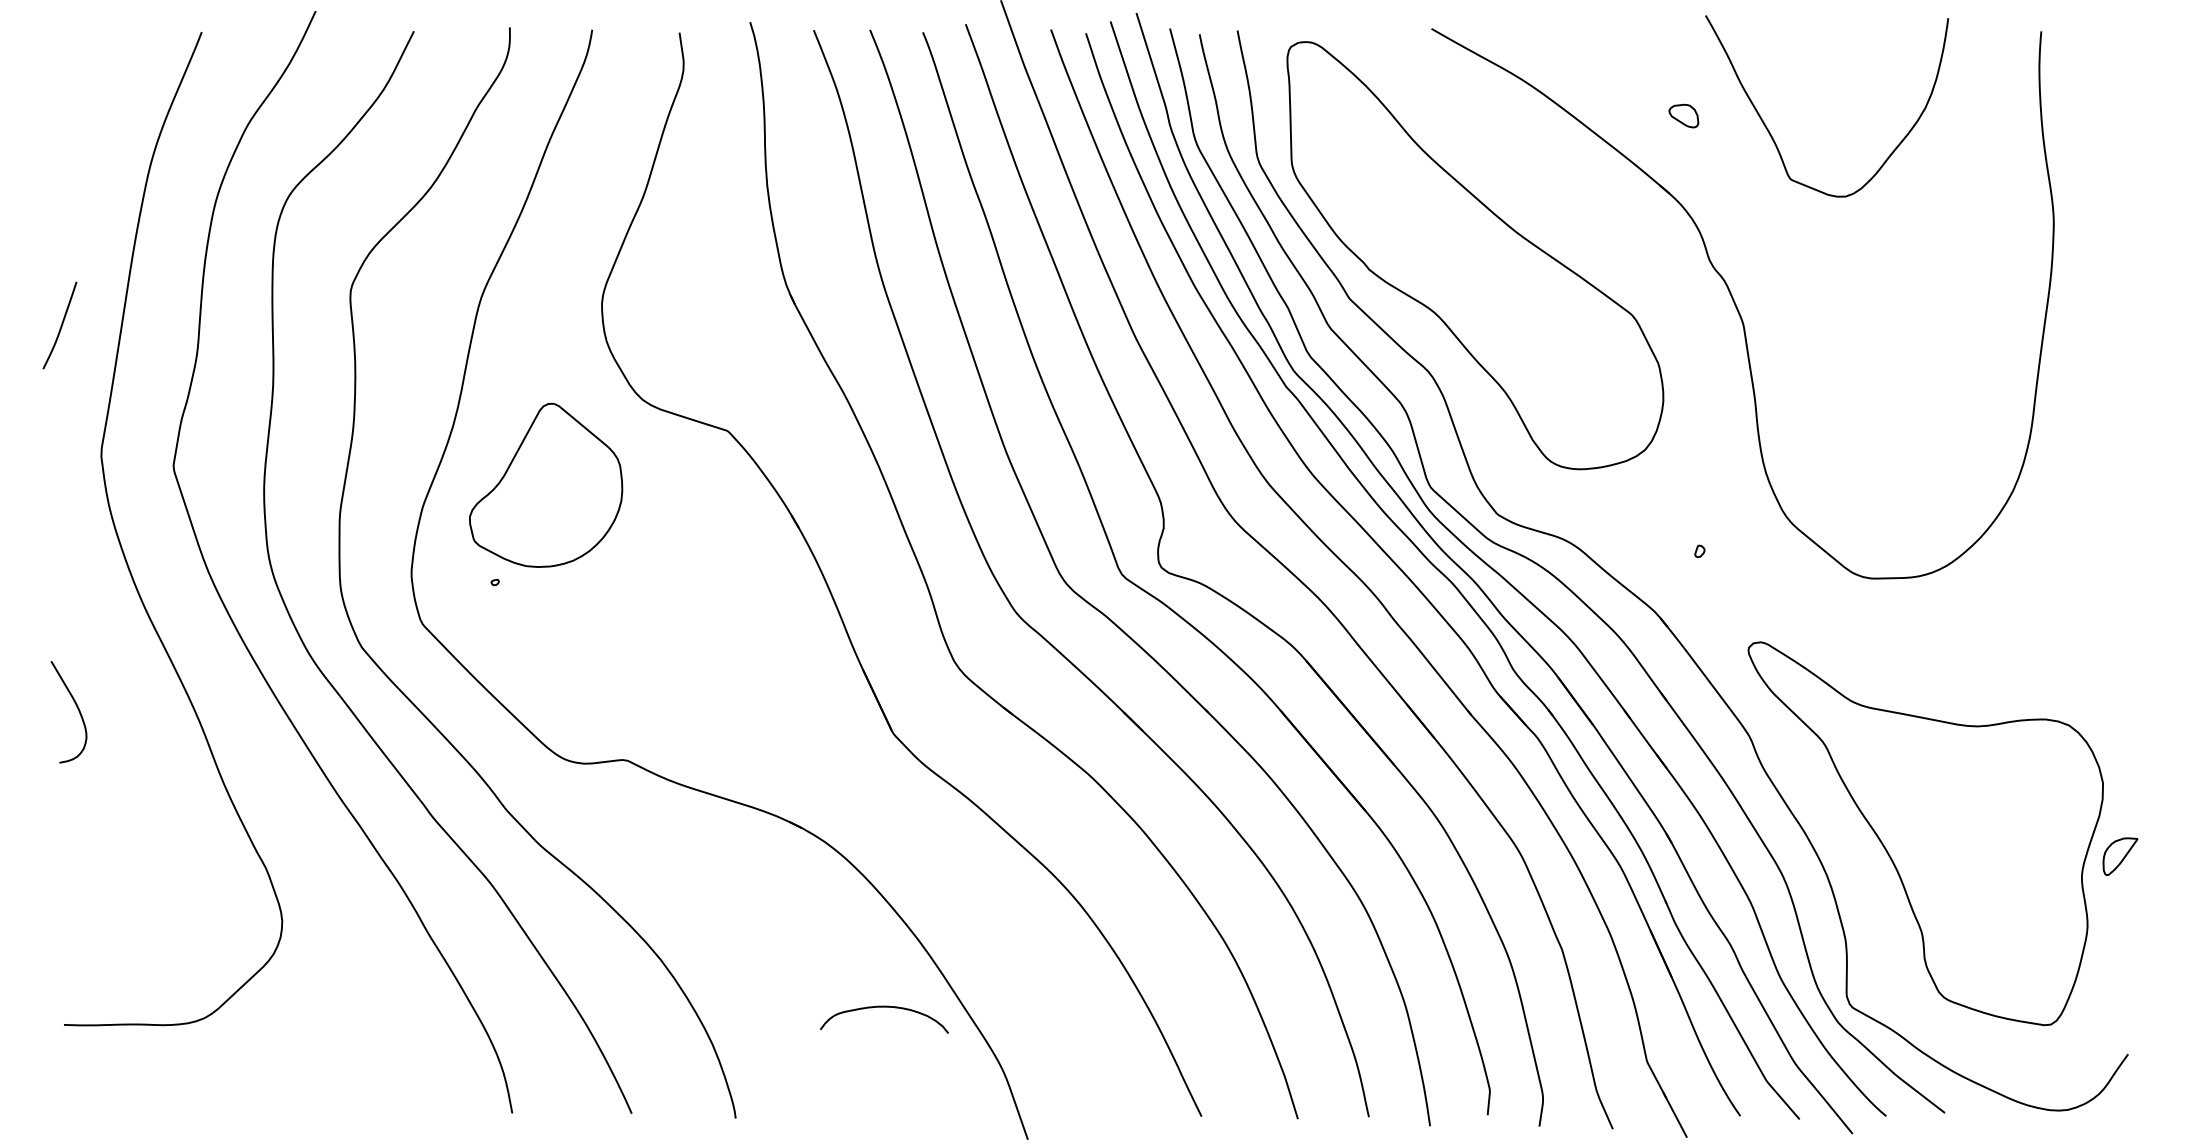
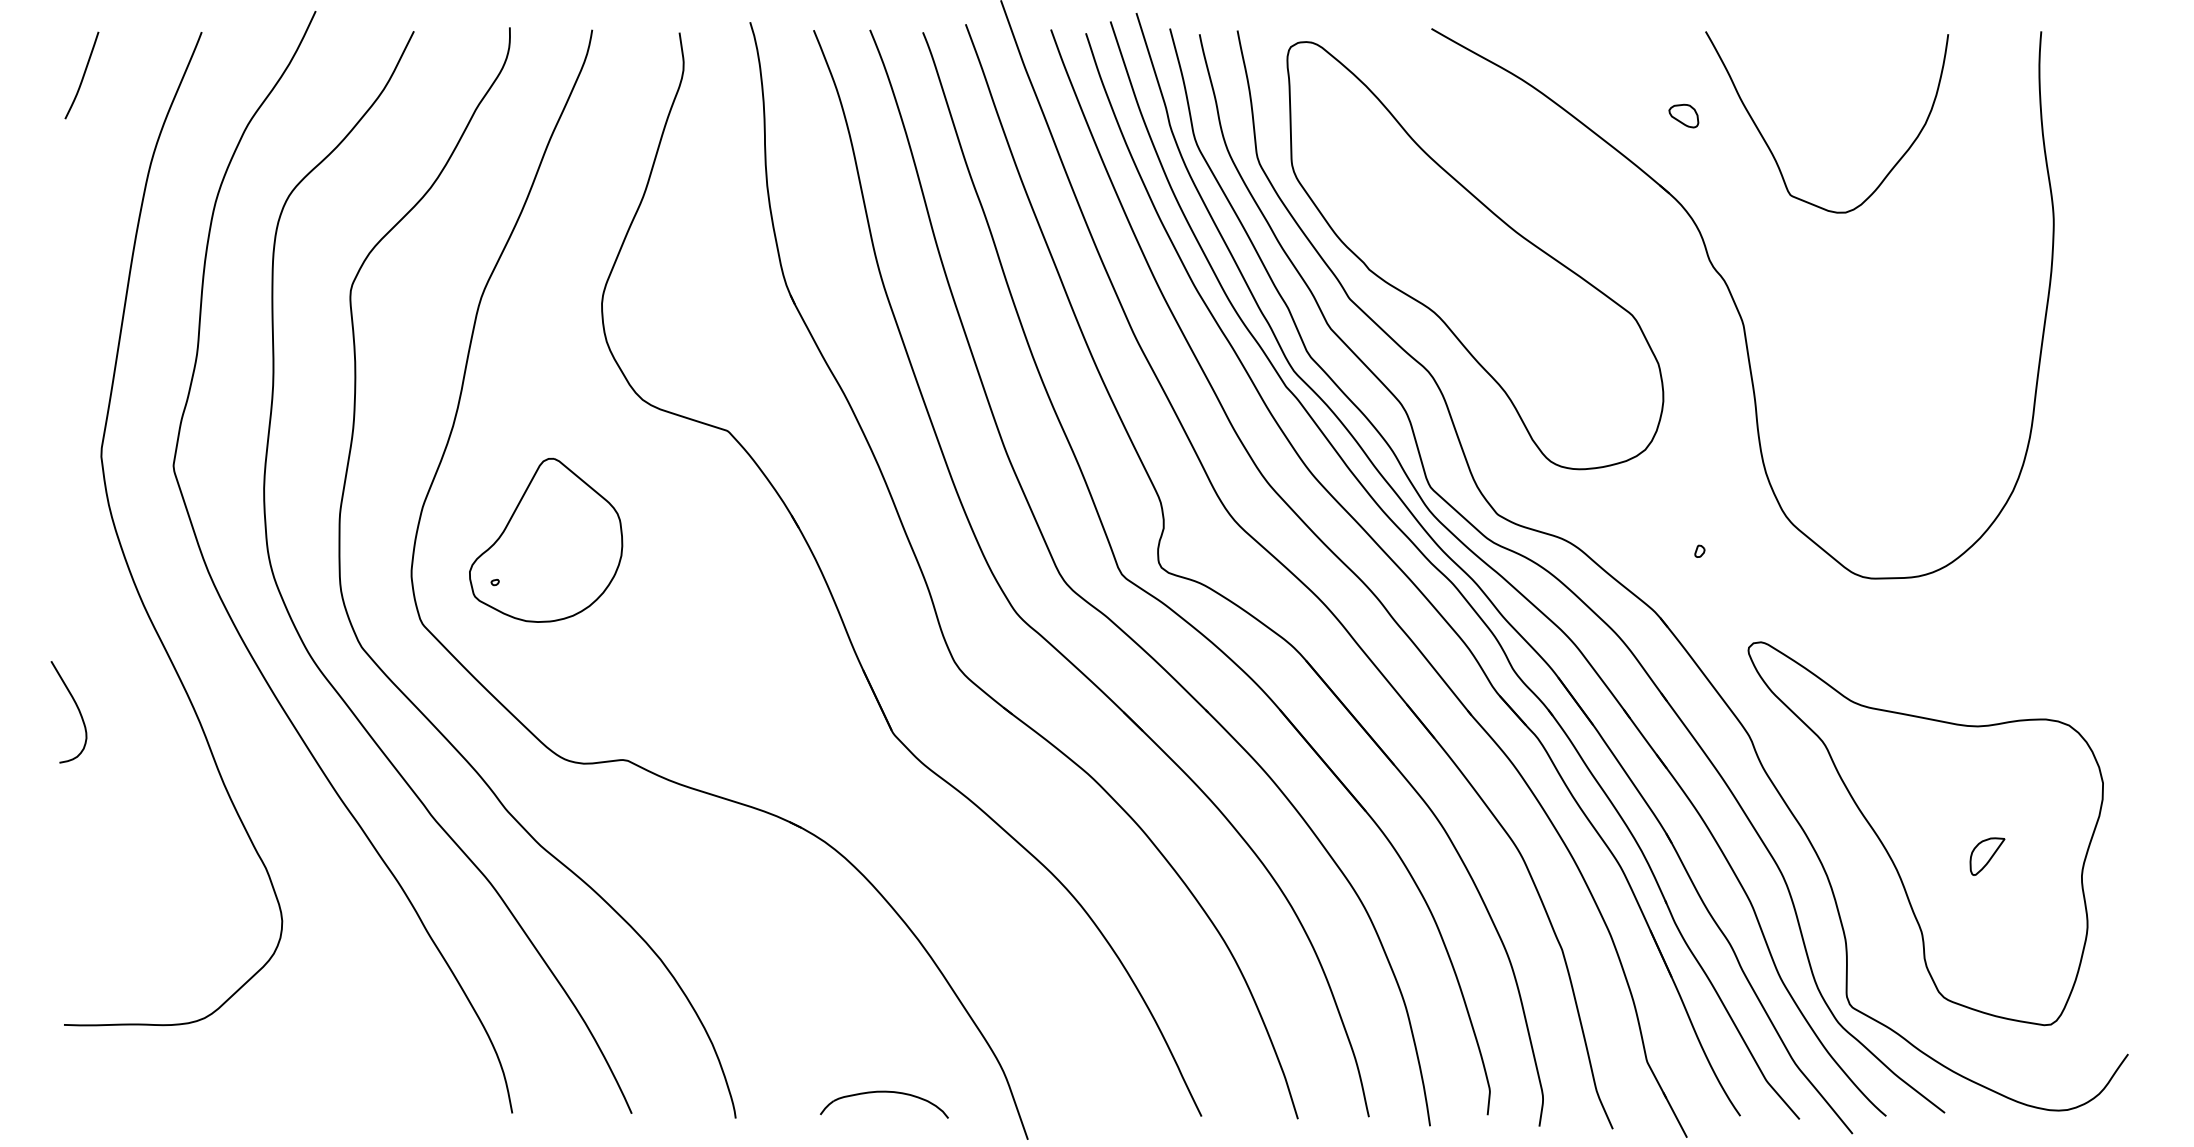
curve position: (1774, 139) -> (1774, 155) (1774, 155)
curve position: (60, 325) -> (82, 75) (82, 75)
part position: (546, 484) -> (546, 539) (546, 539)
part position: (2120, 856) -> (1987, 856) (1987, 856)
part position: (884, 1007) -> (884, 1092) (884, 1092)
